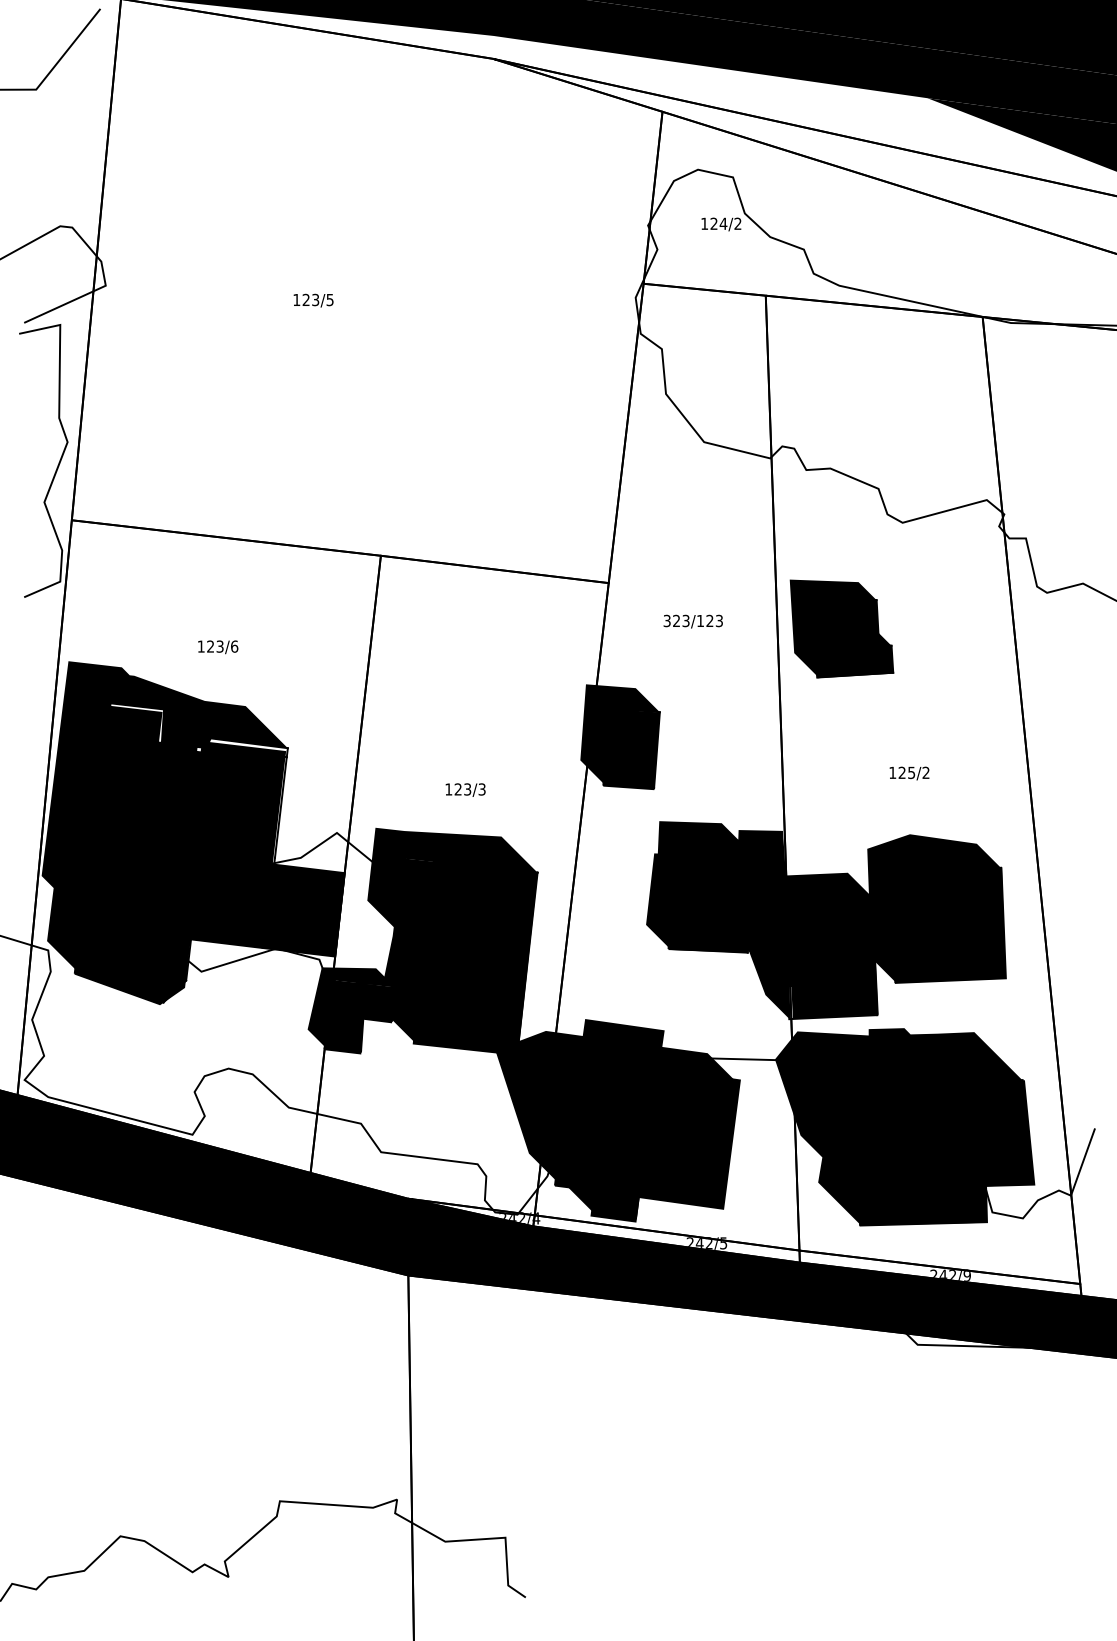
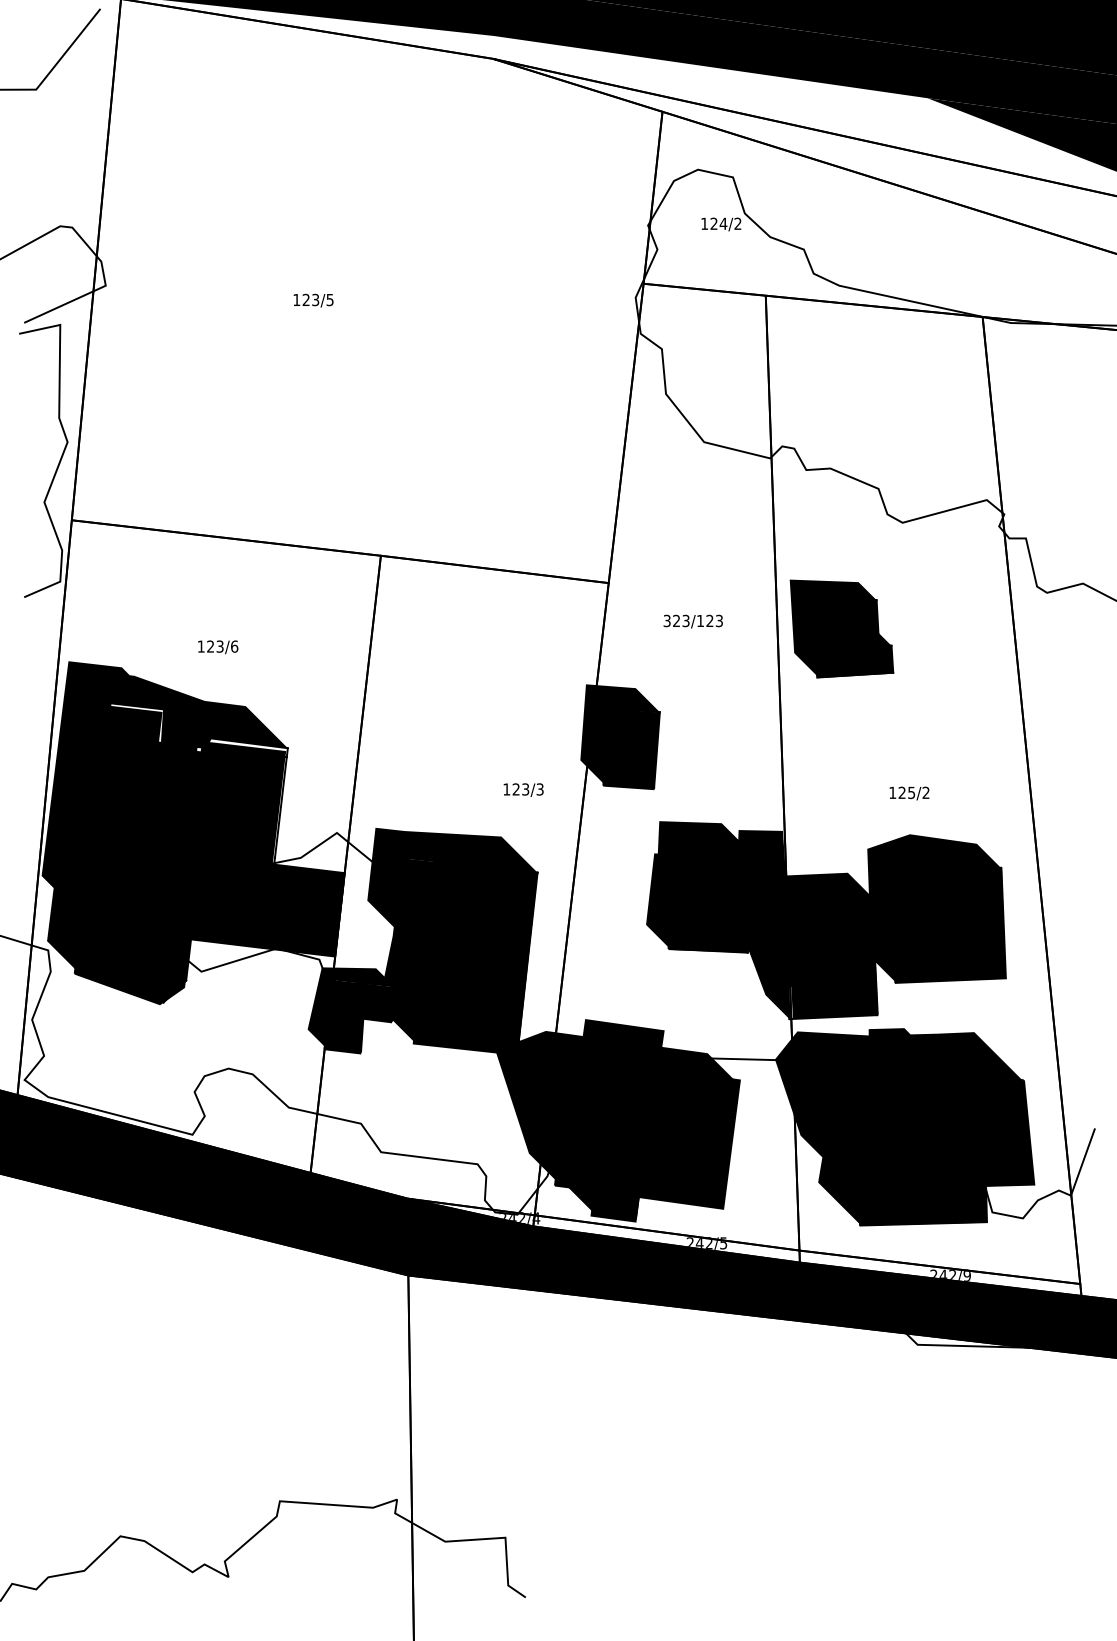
text position: (909, 773) -> (909, 793) (909, 793)
text position: (465, 789) -> (523, 789) (523, 789)
